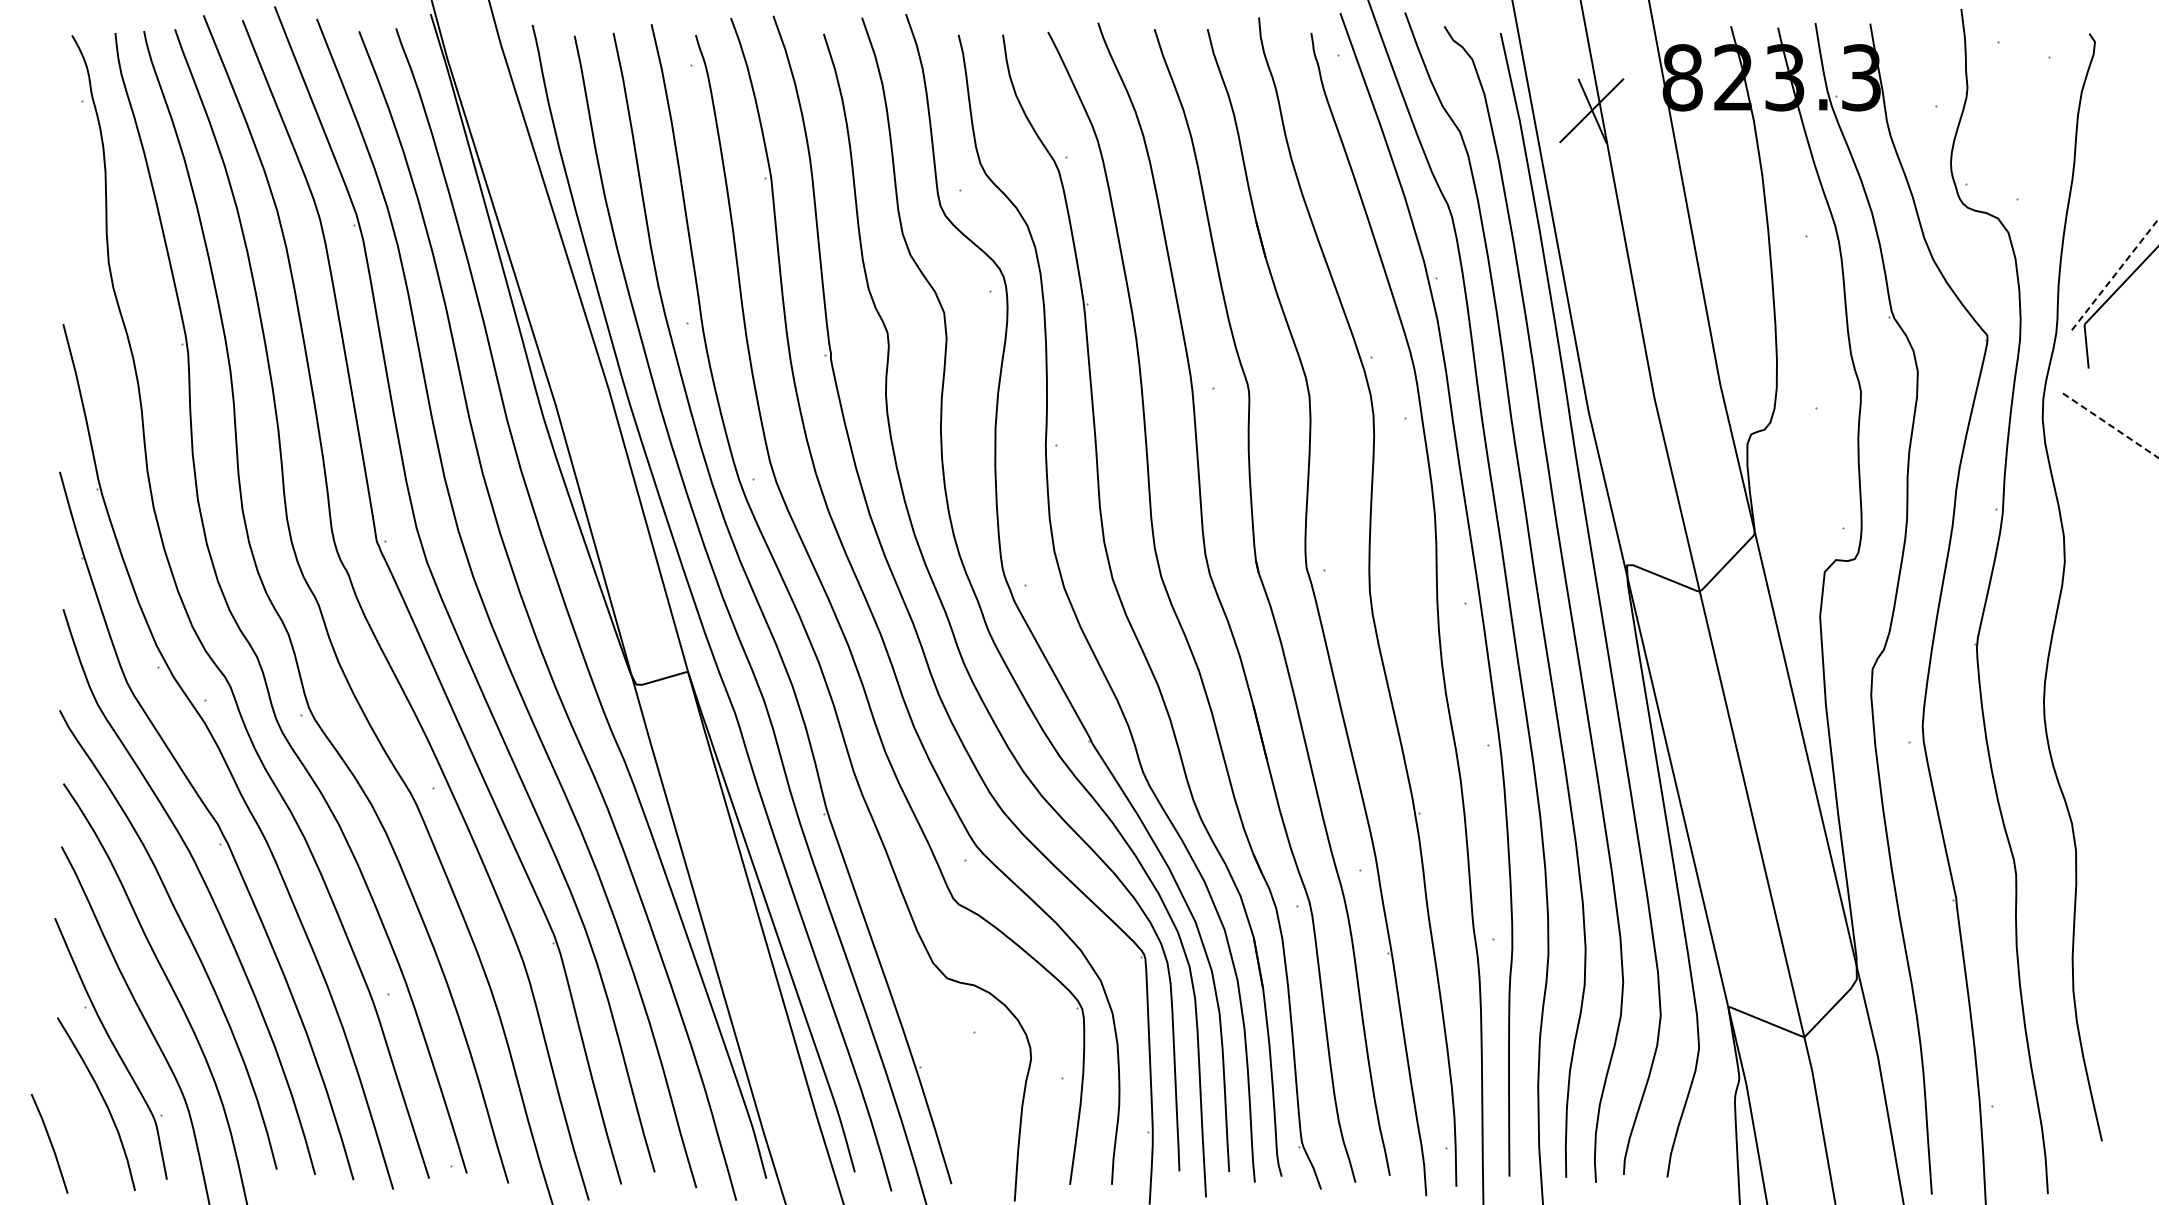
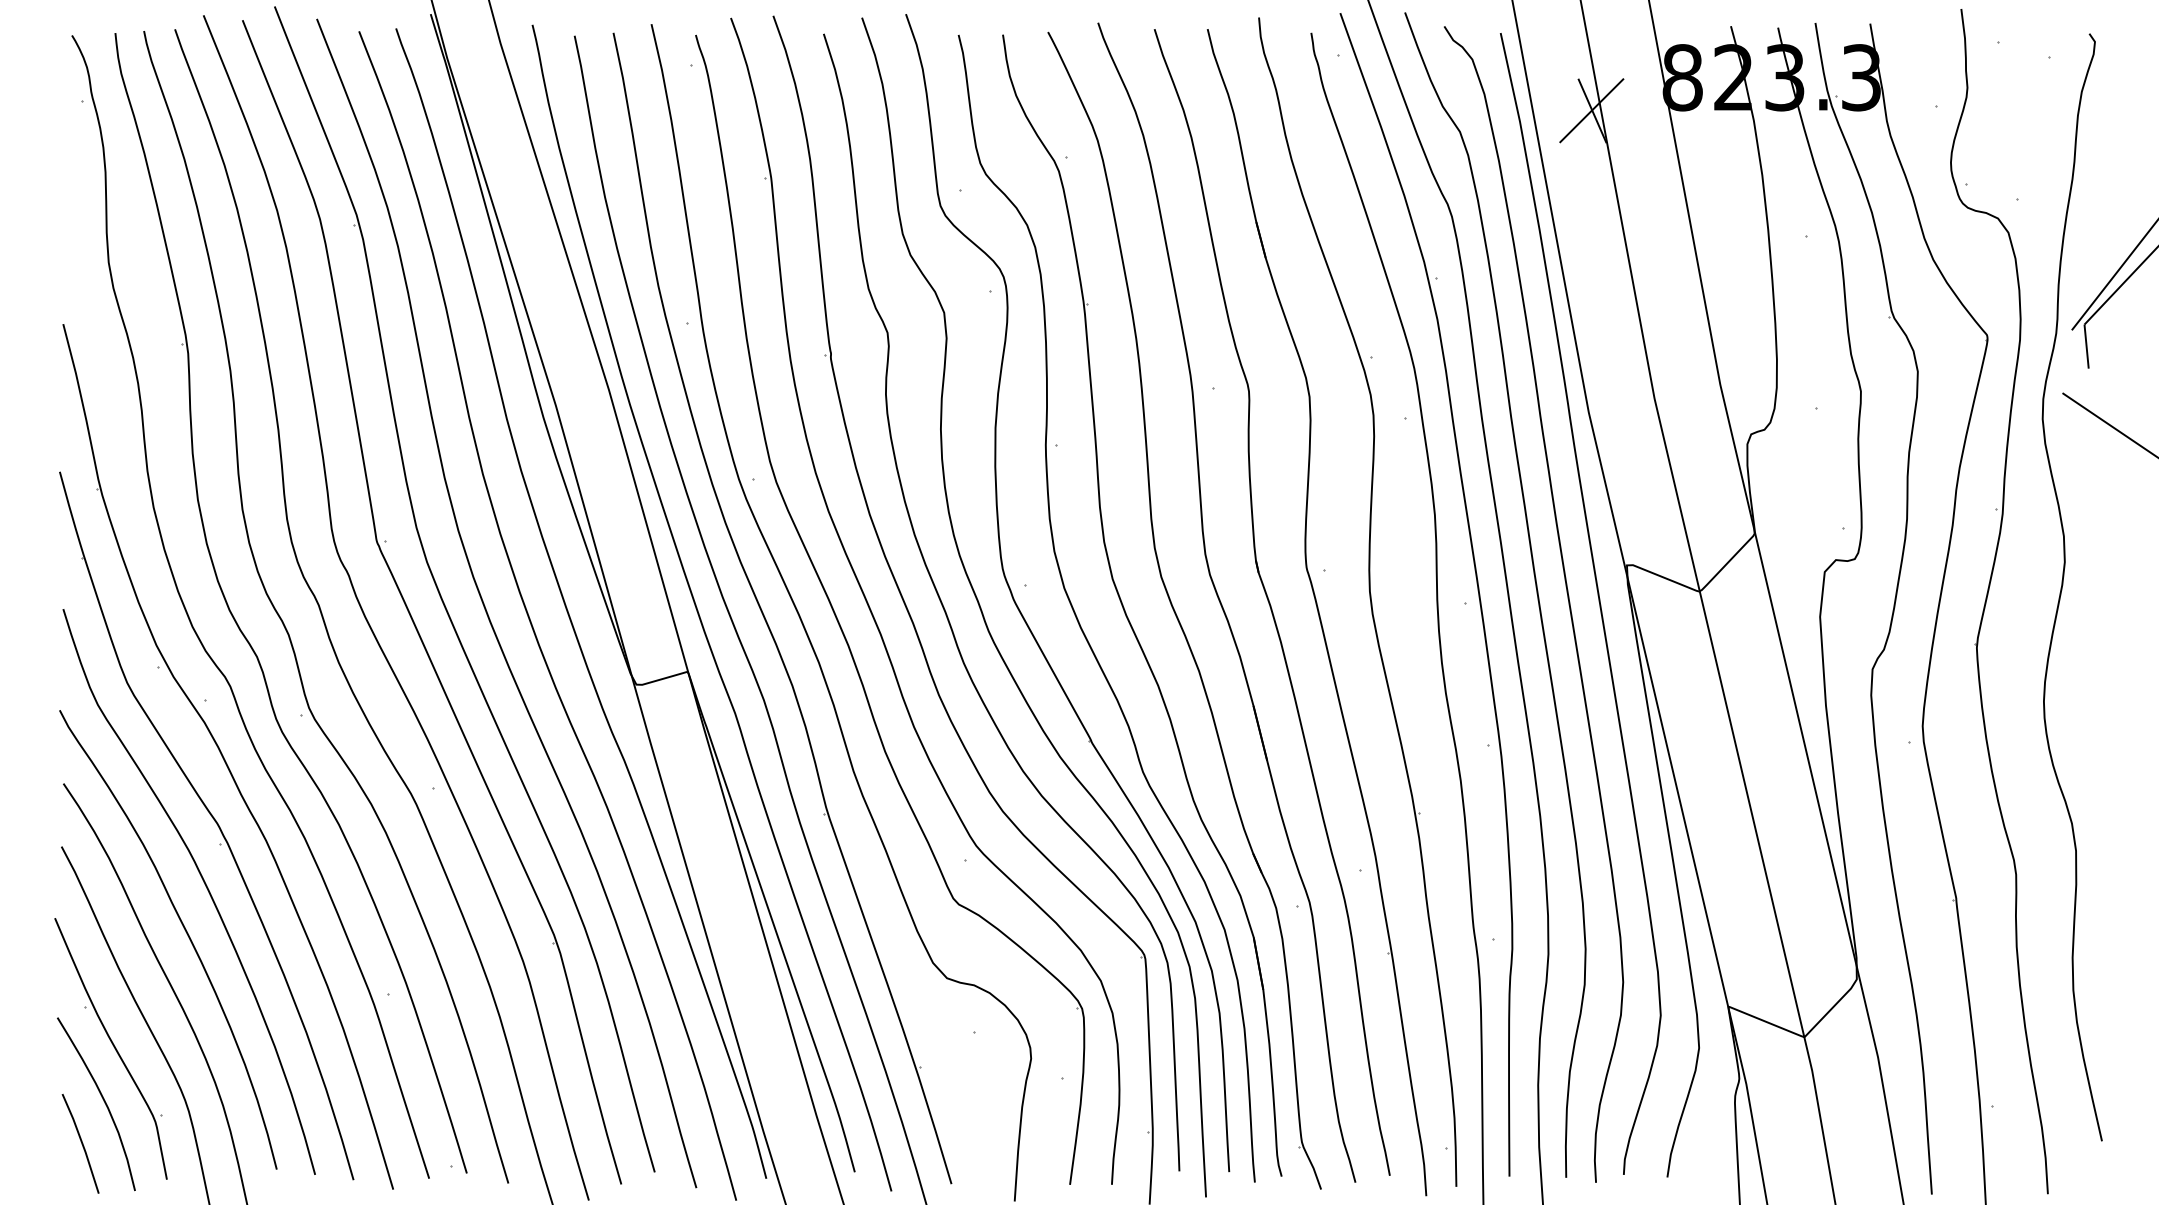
line: dashed -> solid (2115, 274)
line: dashed -> solid (2110, 425)
line position: (50, 1143) -> (81, 1143) (81, 1143)
